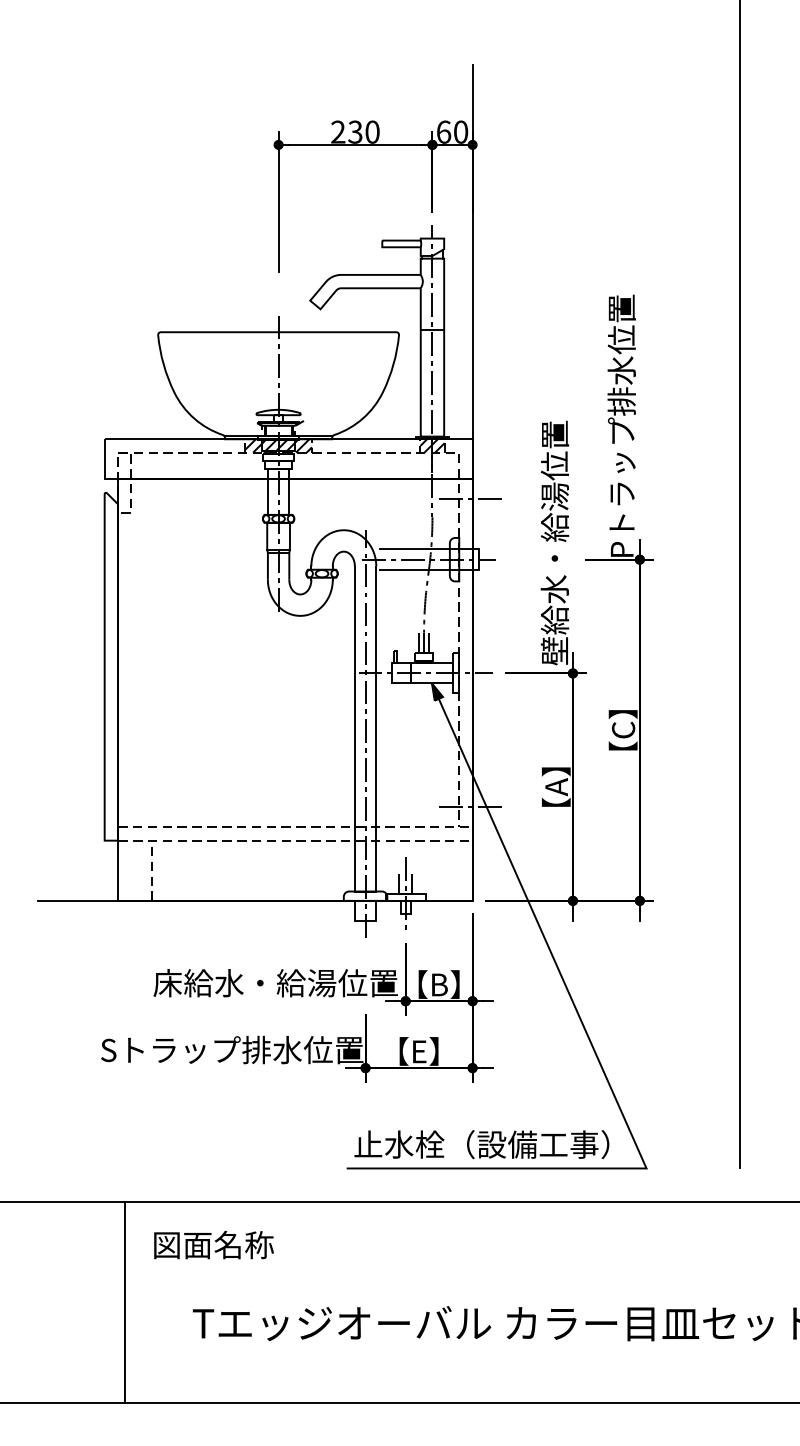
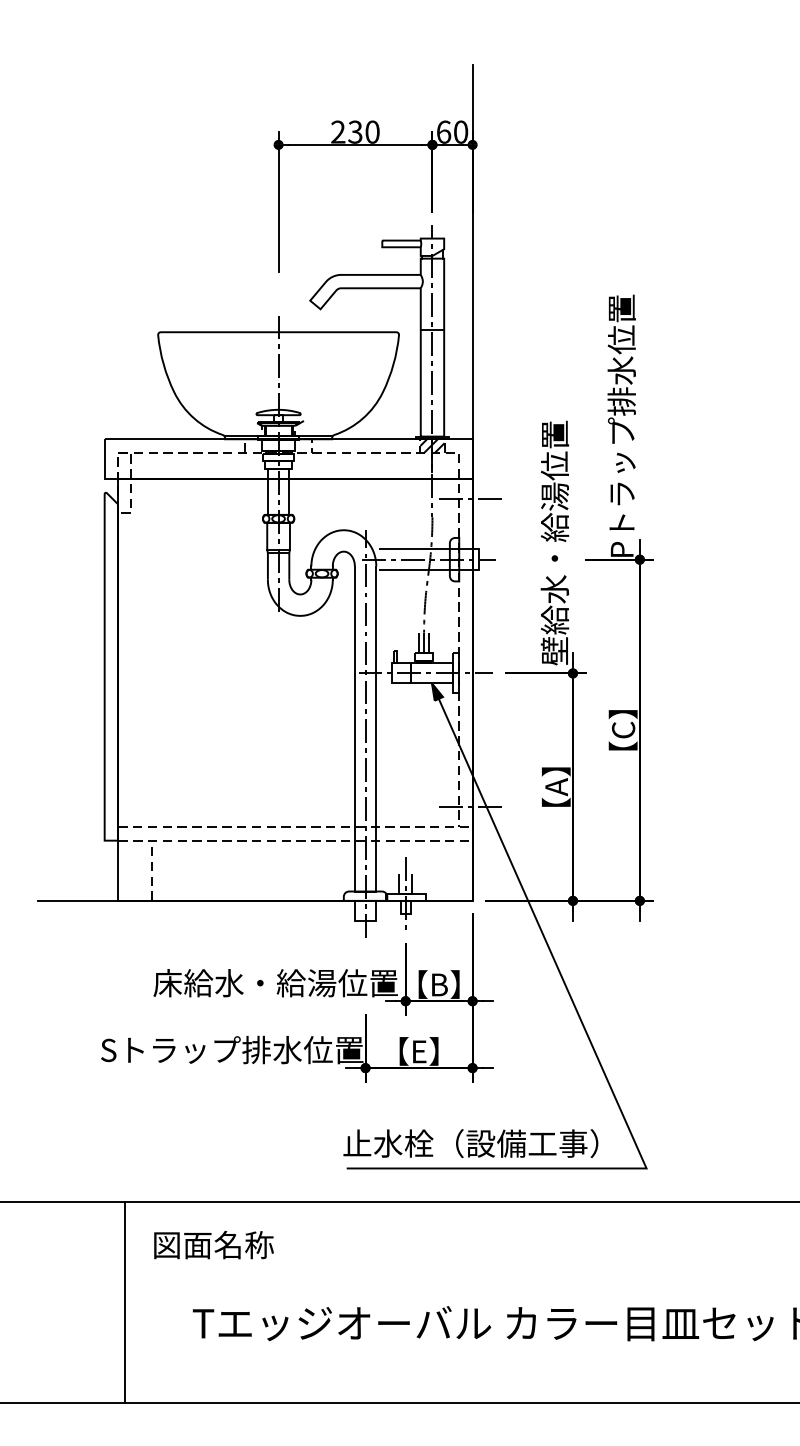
hatch: present -> none (278, 445)
line: present -> none (740, 585)
text position: (481, 1144) -> (470, 1143) (470, 1143)
